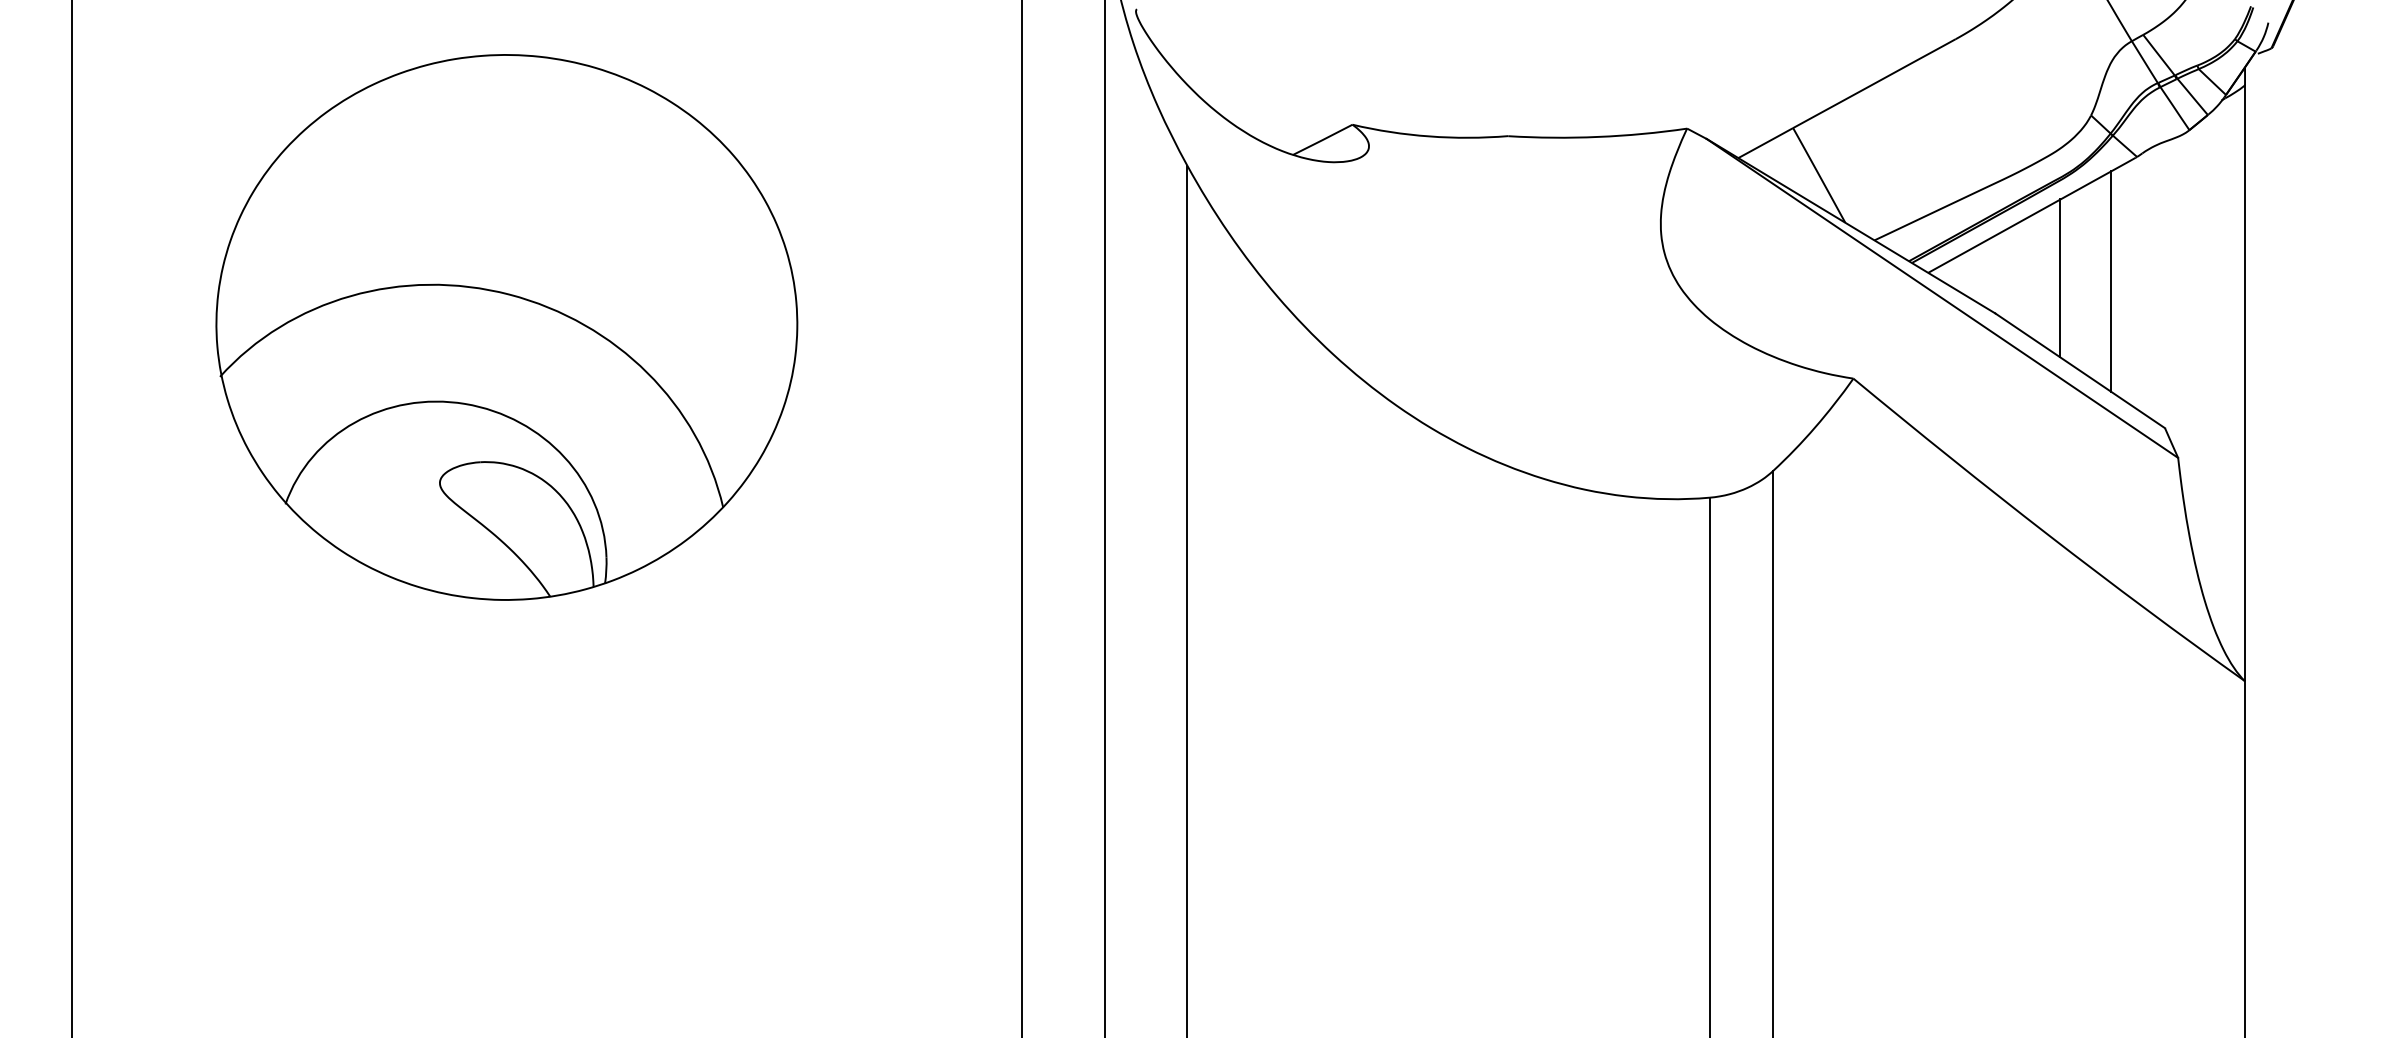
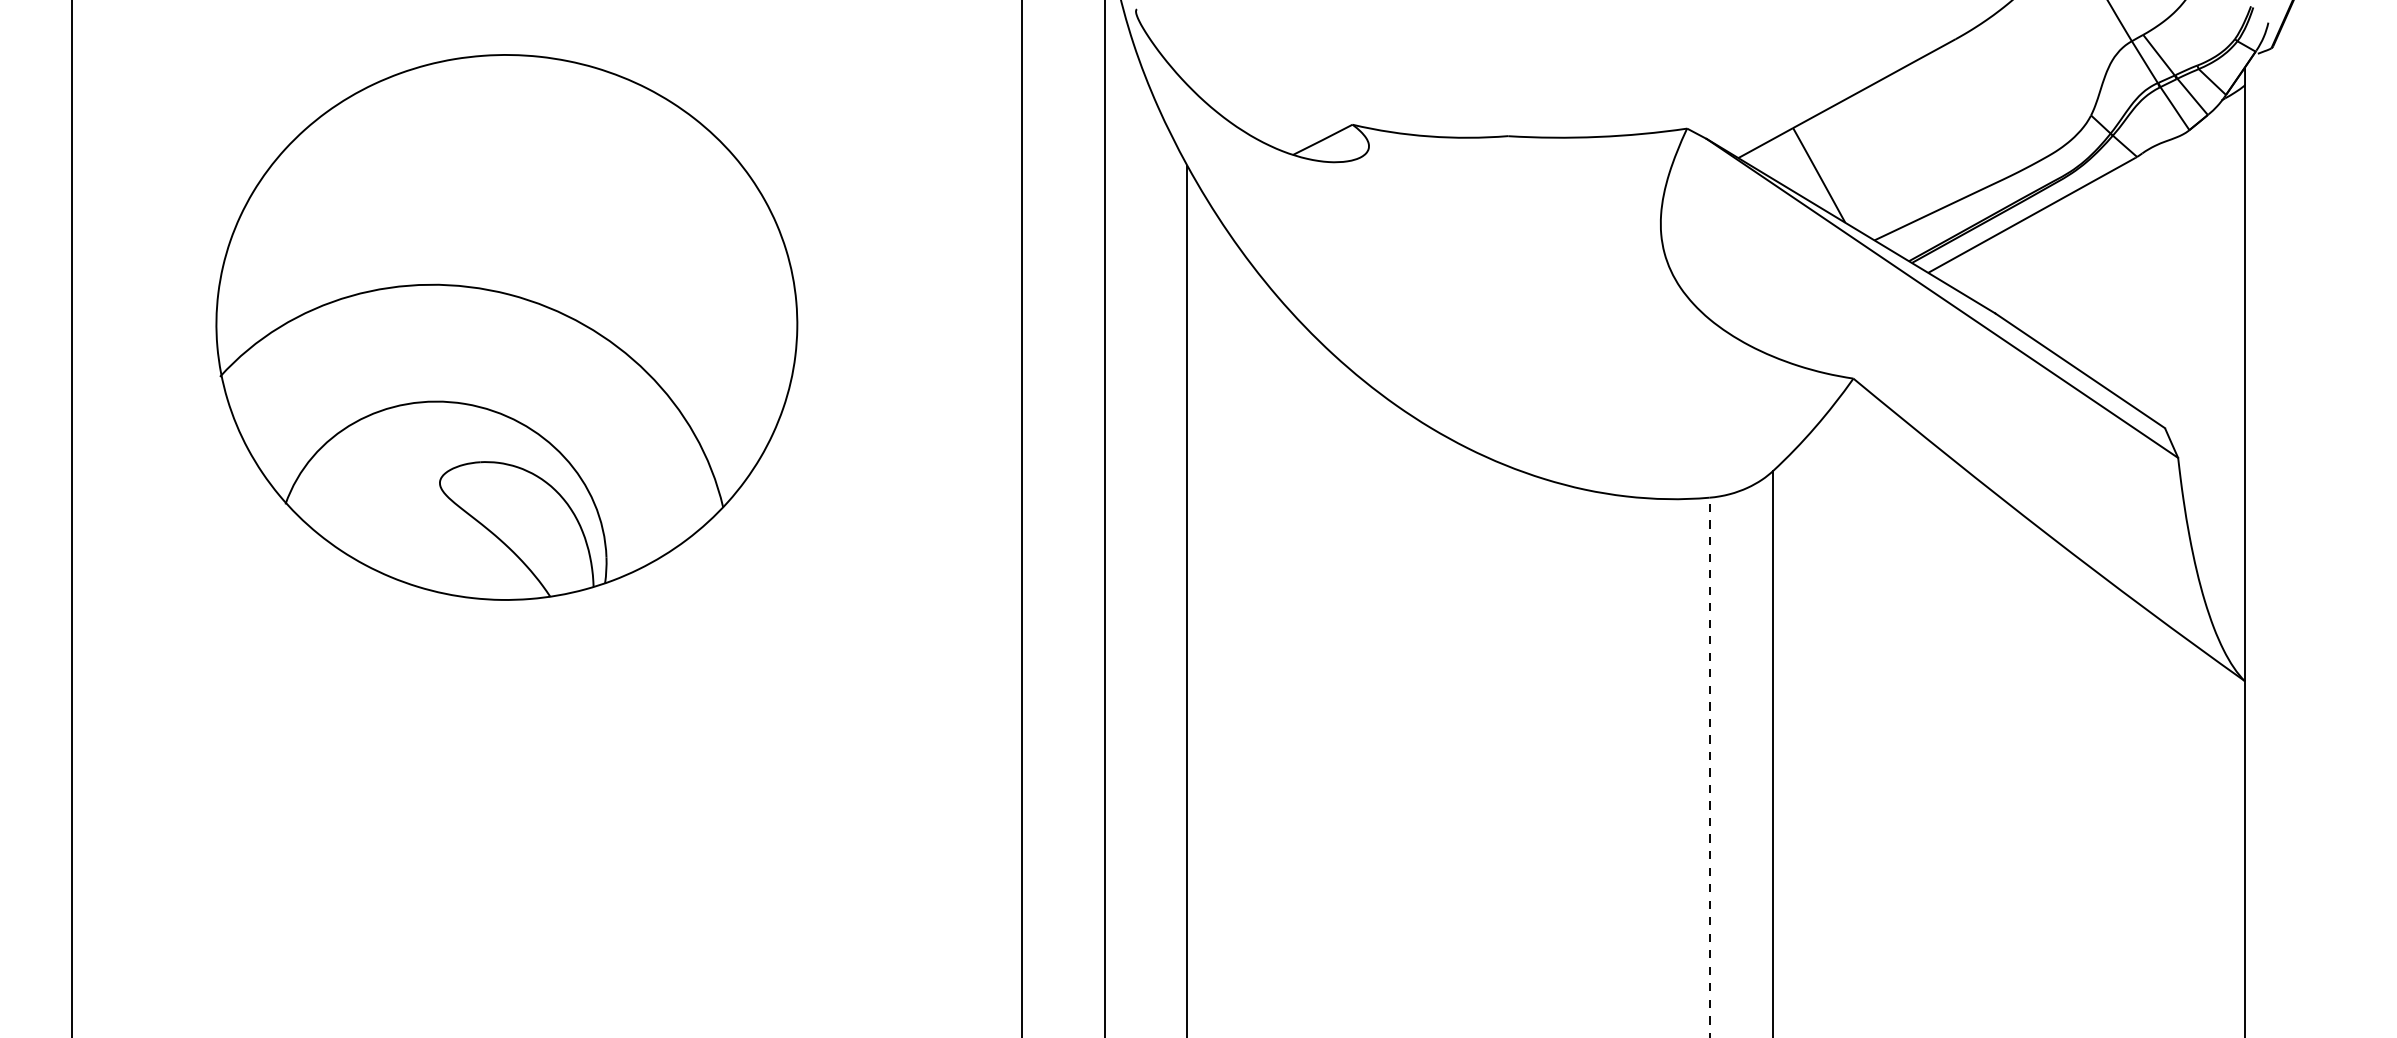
line: present -> none (2060, 278)
line: present -> none (2111, 281)
line: solid -> dashed (1709, 767)
